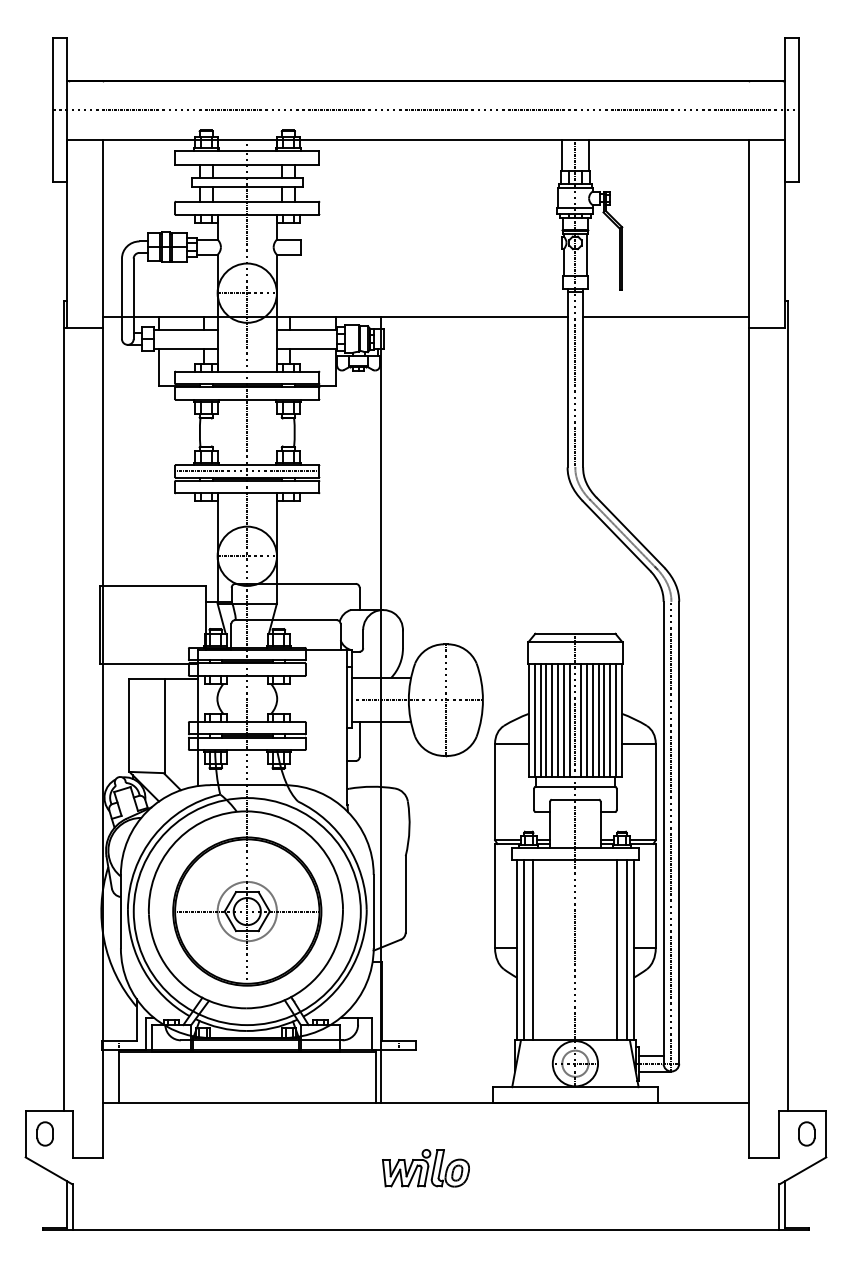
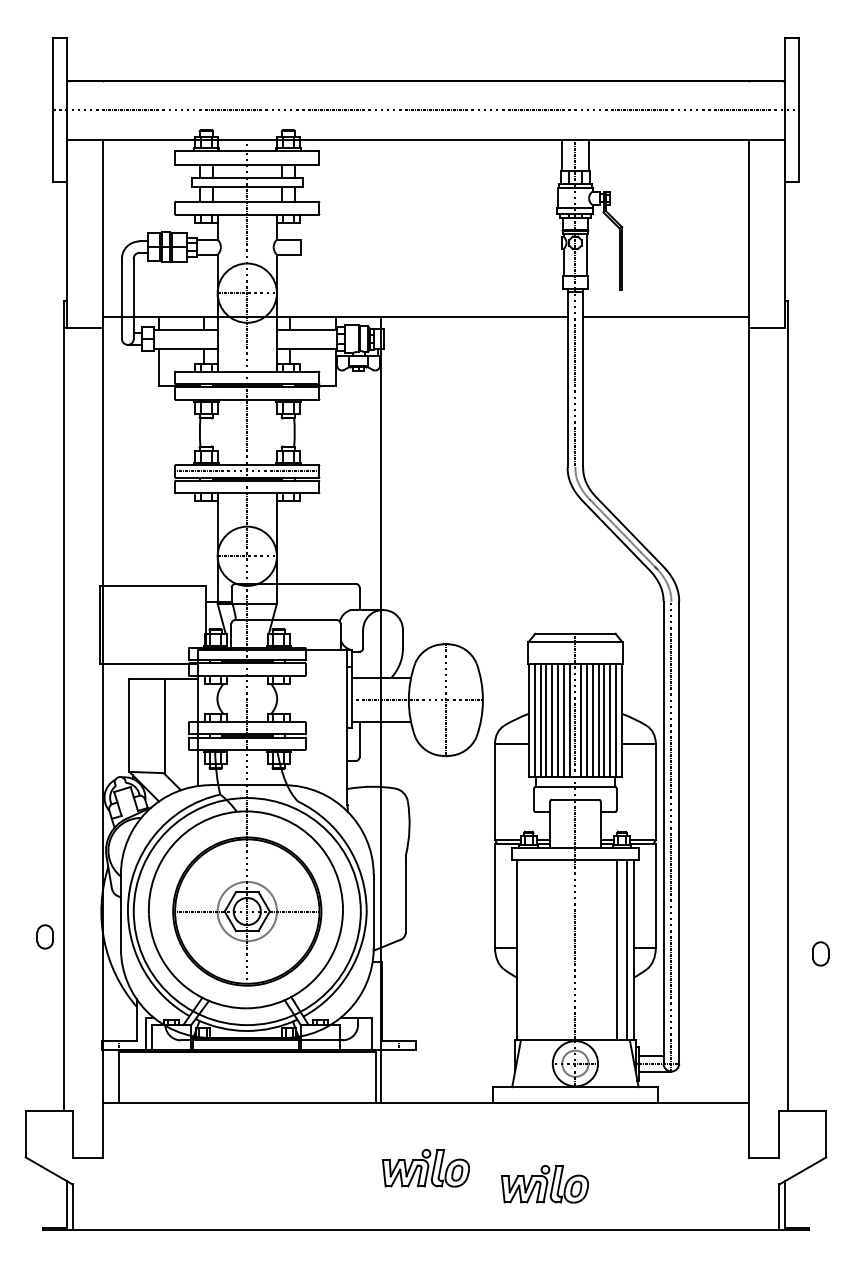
line: present -> none (524, 949)
line: present -> none (533, 949)
part position: (44, 1133) -> (44, 936) (44, 936)
part position: (806, 1133) -> (820, 953) (820, 953)
part: none -> present (544, 1184)
